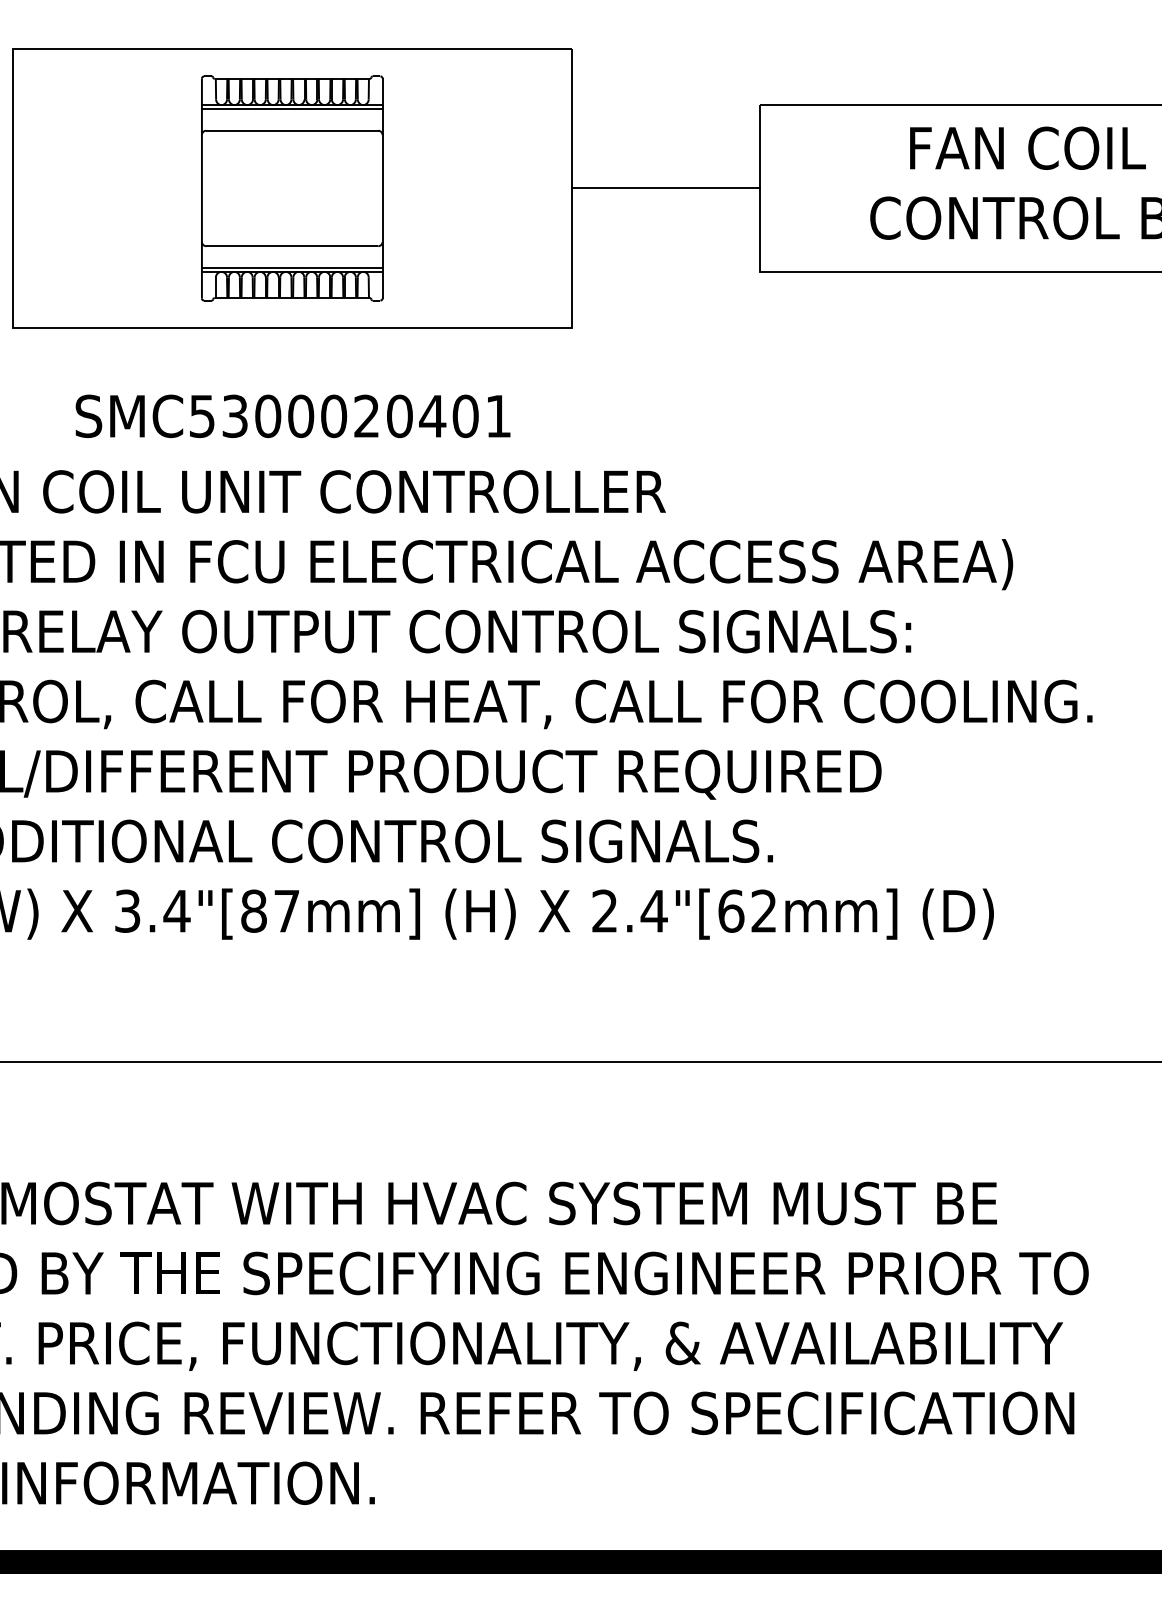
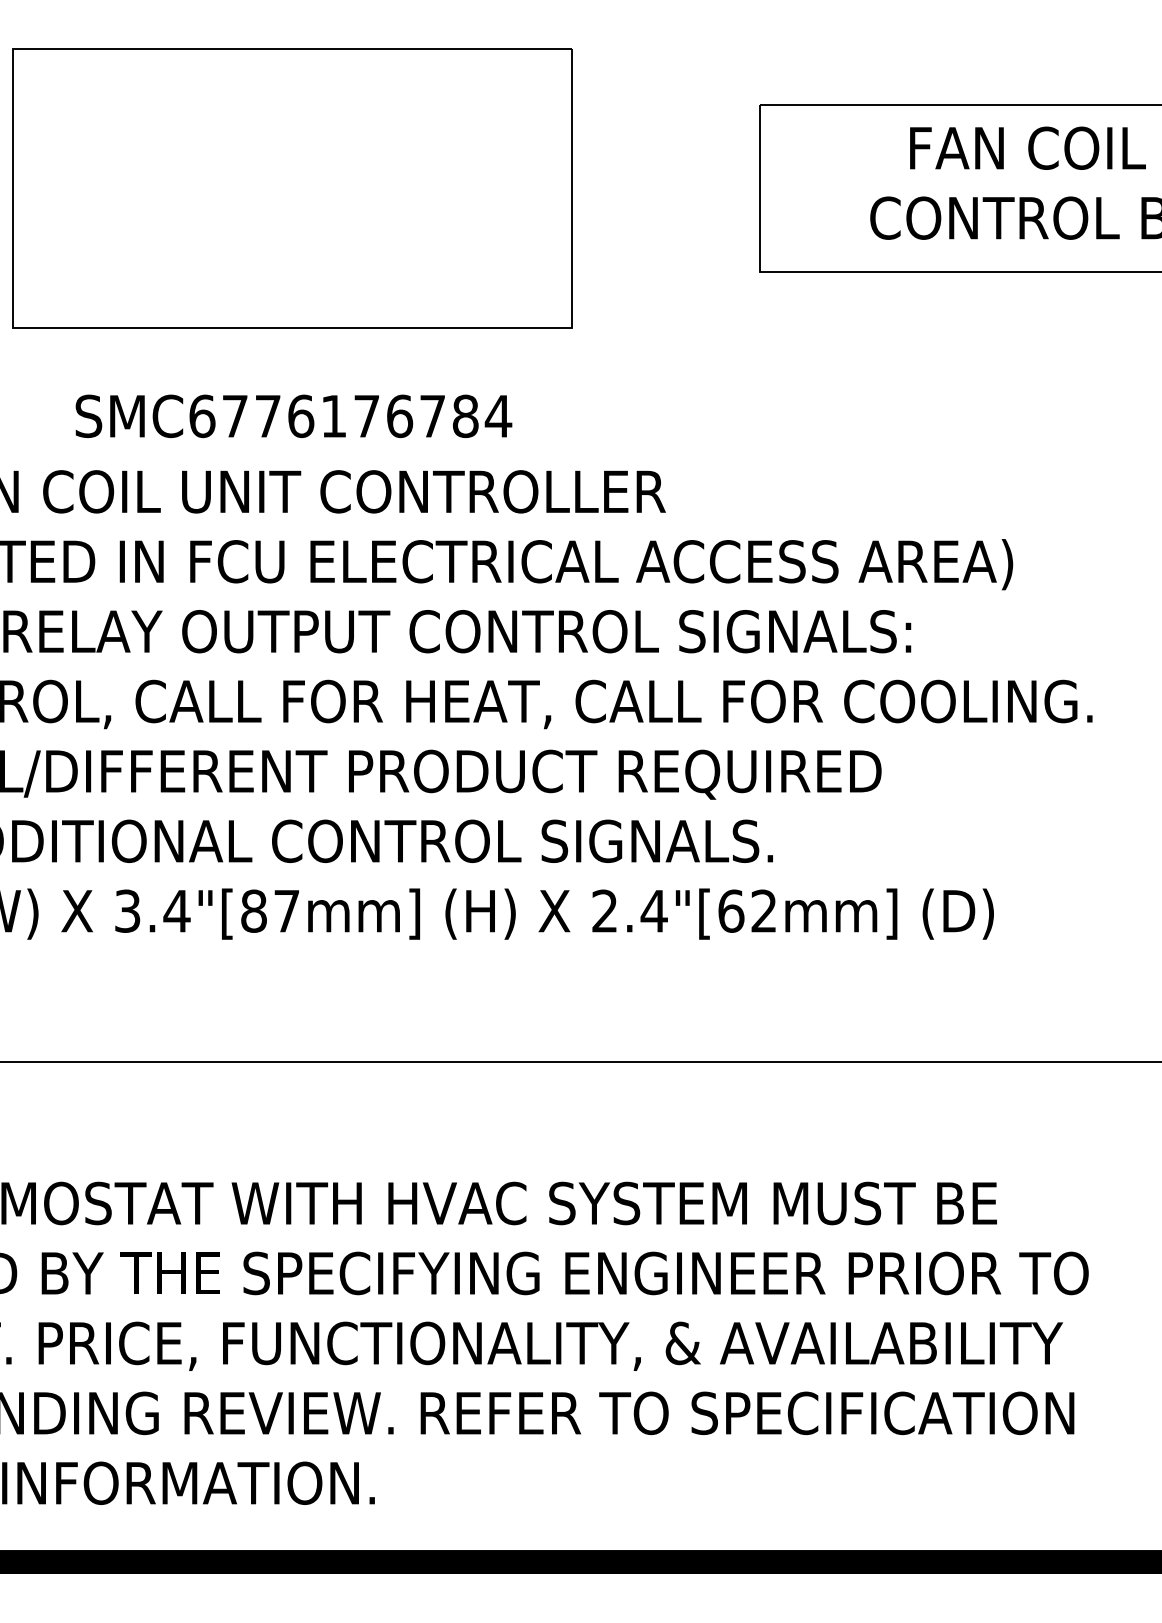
part: present -> none (292, 188)
line: present -> none (665, 188)
text: SMC5300020401 -> SMC6776176784 (350, 416)
